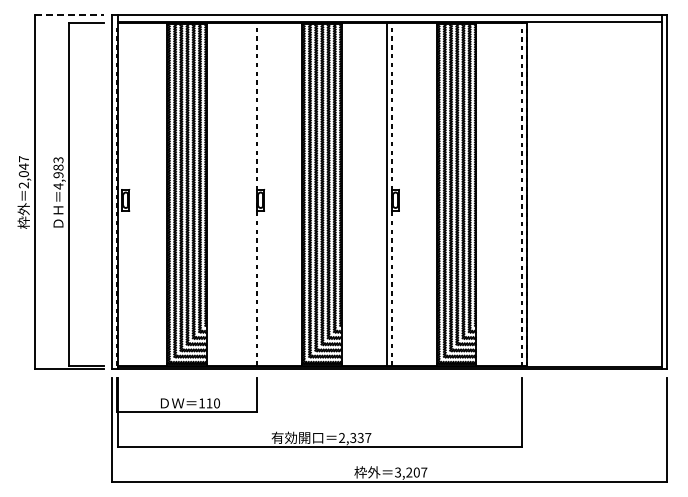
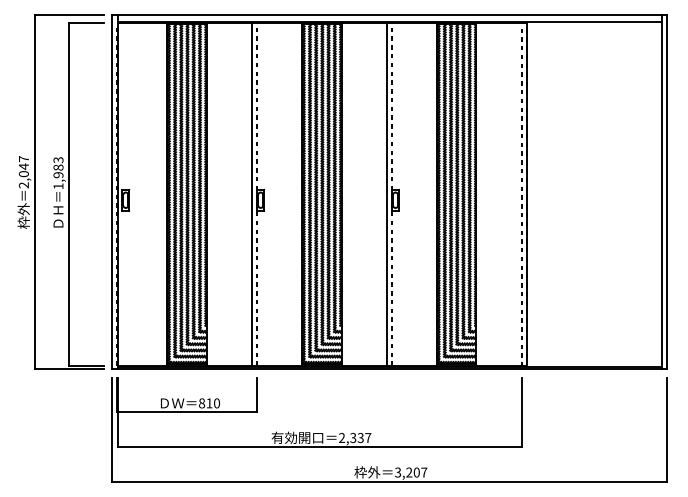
line: dashed -> solid (69, 15)
text: 4,983 -> 1,983 (58, 186)
line: none -> present (251, 193)
text: 110 -> 810 (202, 403)
